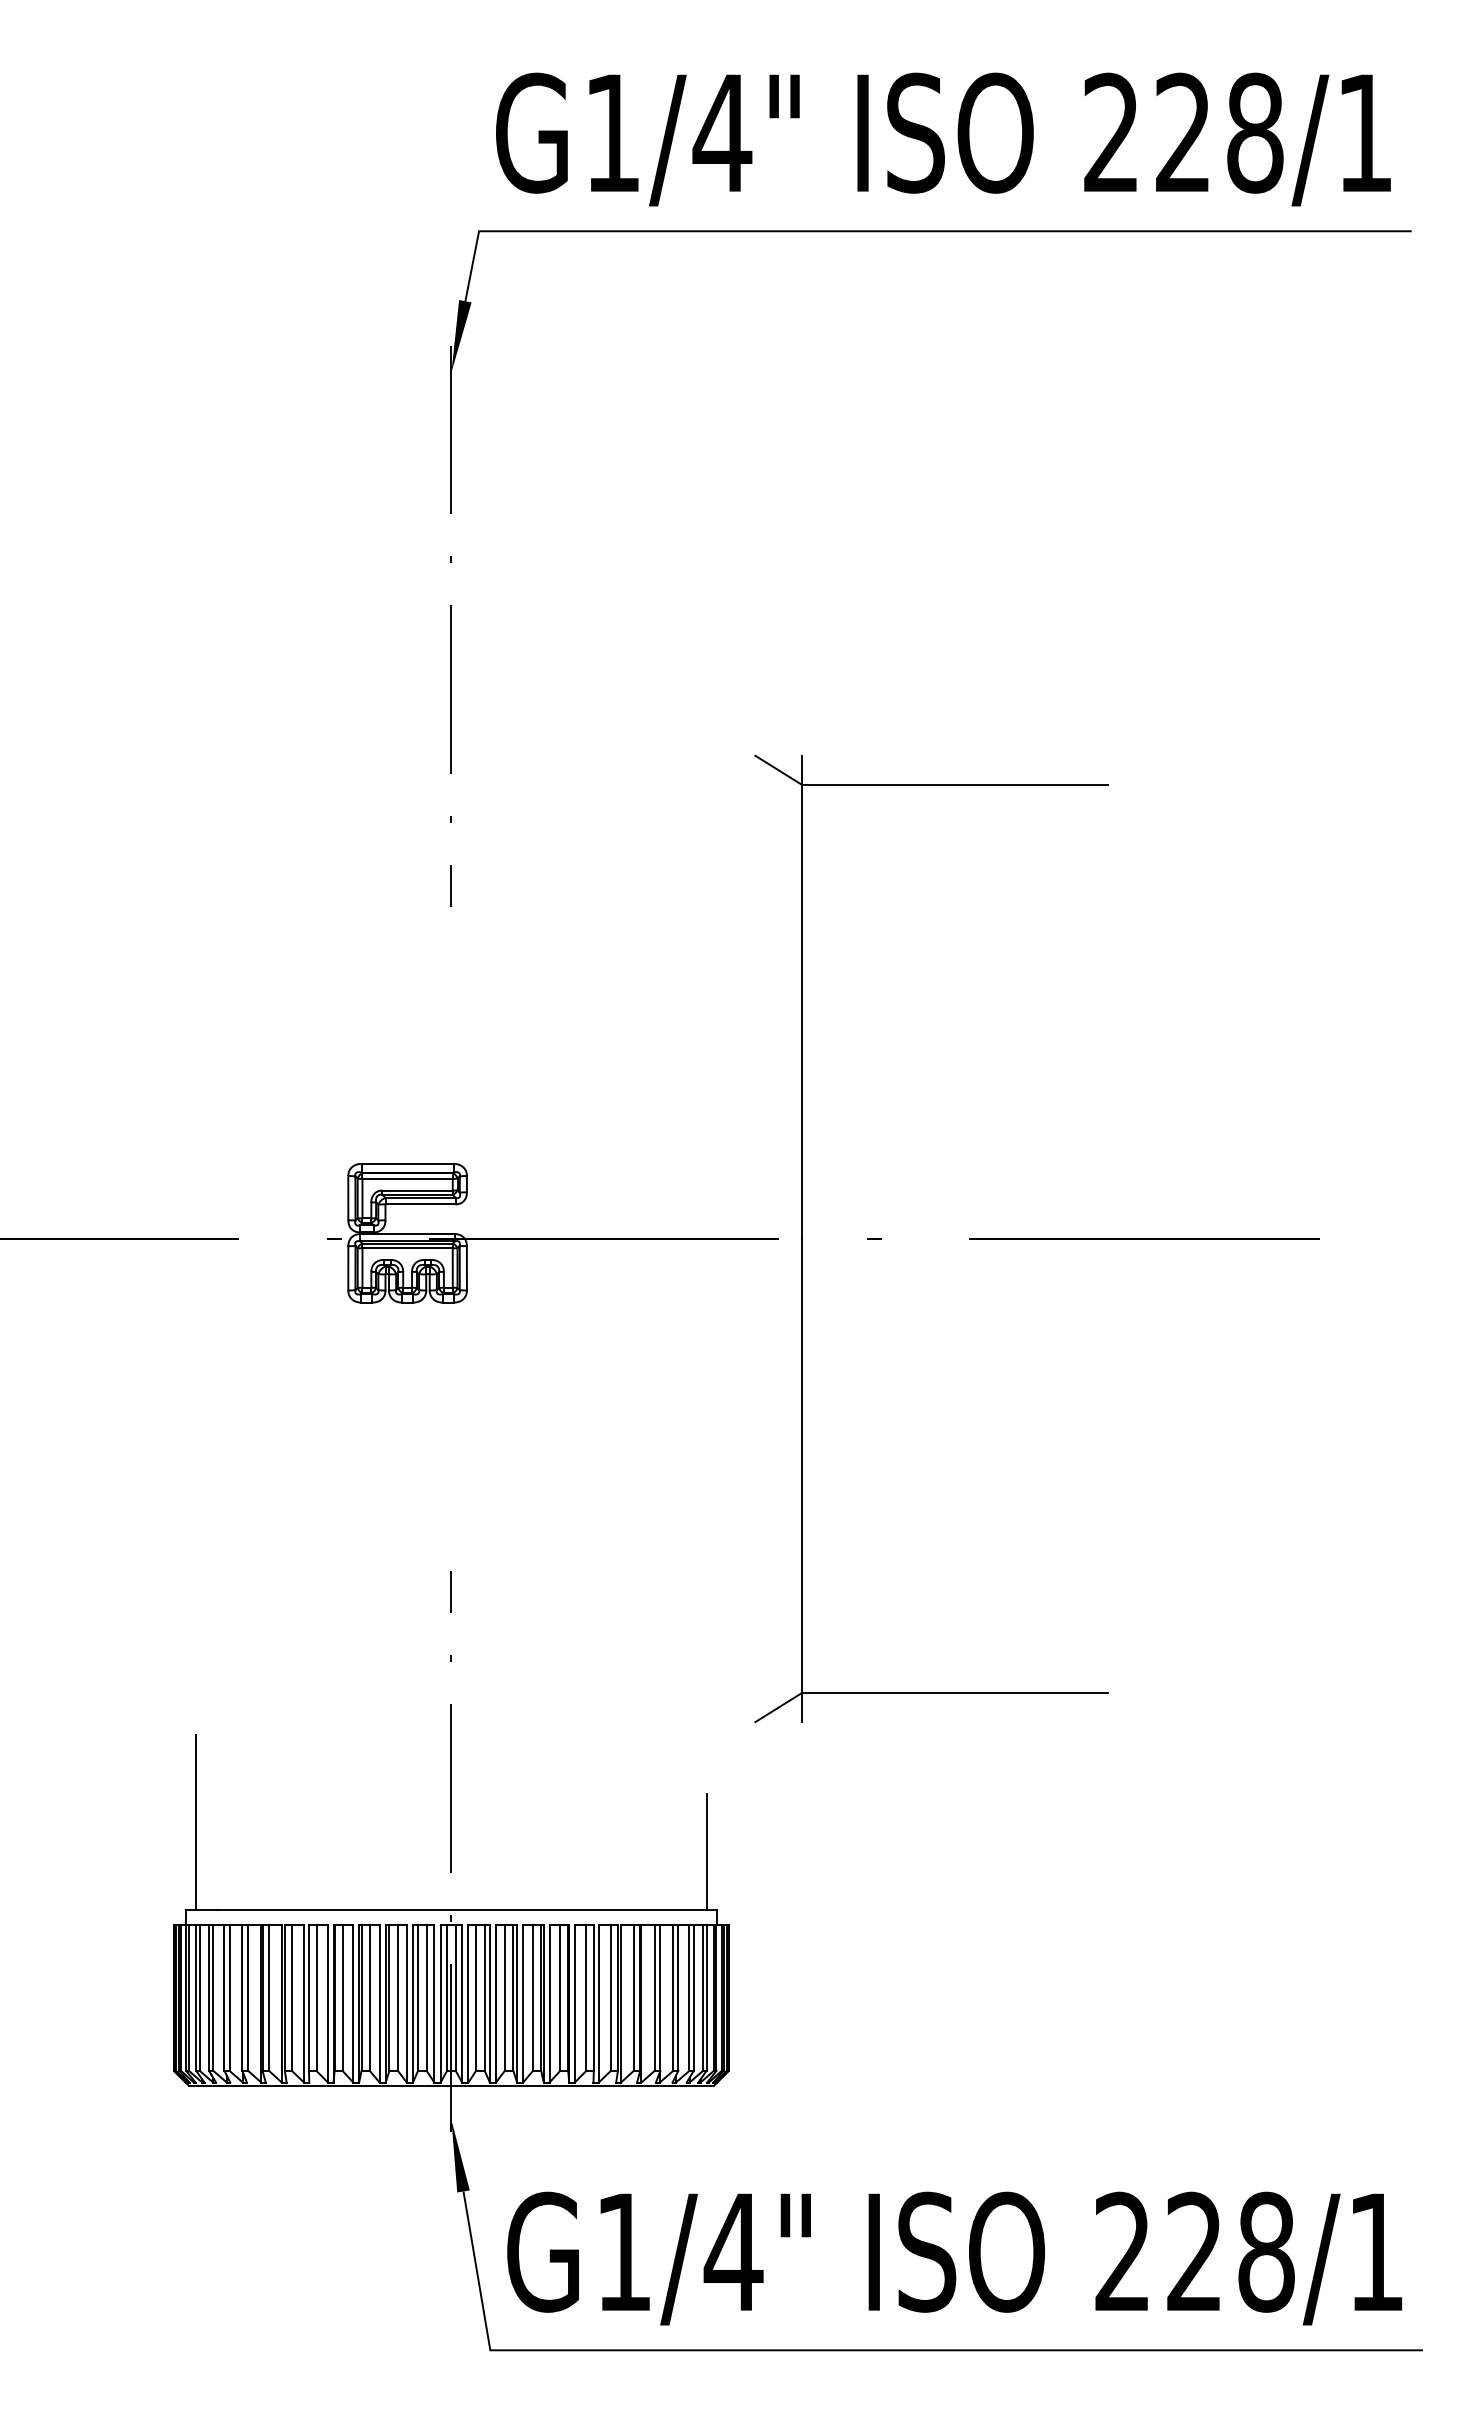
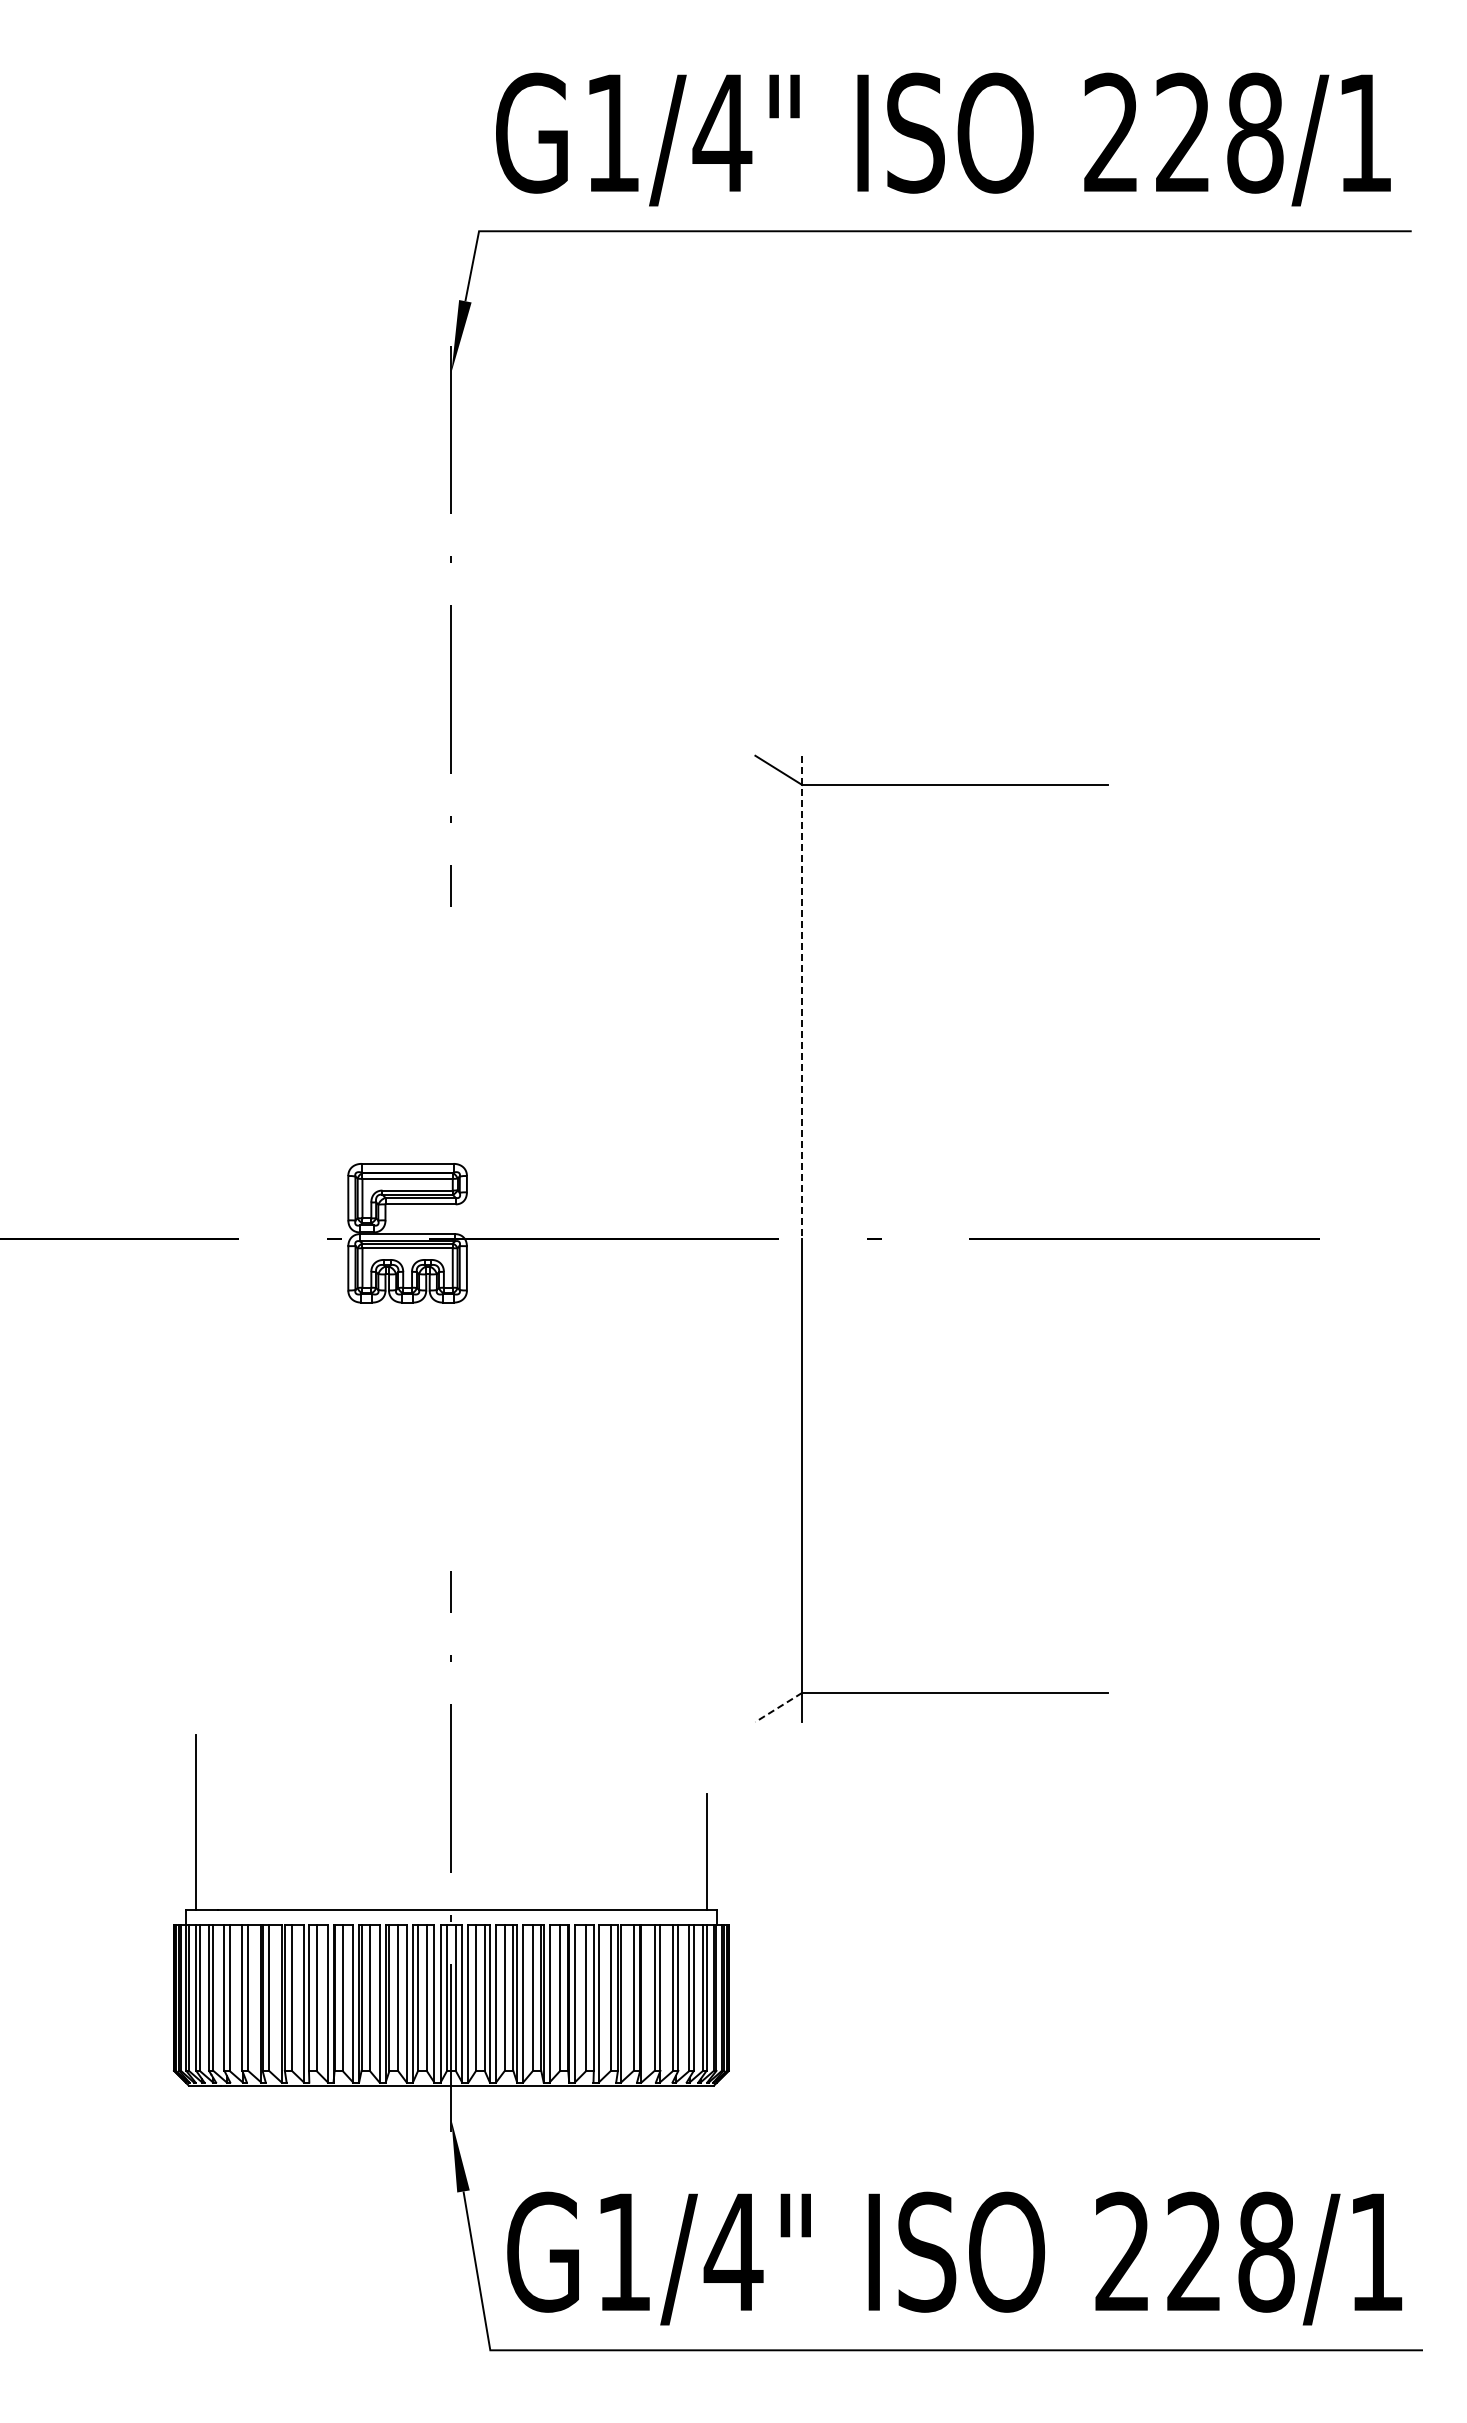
line: solid -> dashed (802, 997)
line: solid -> dashed (778, 1707)
